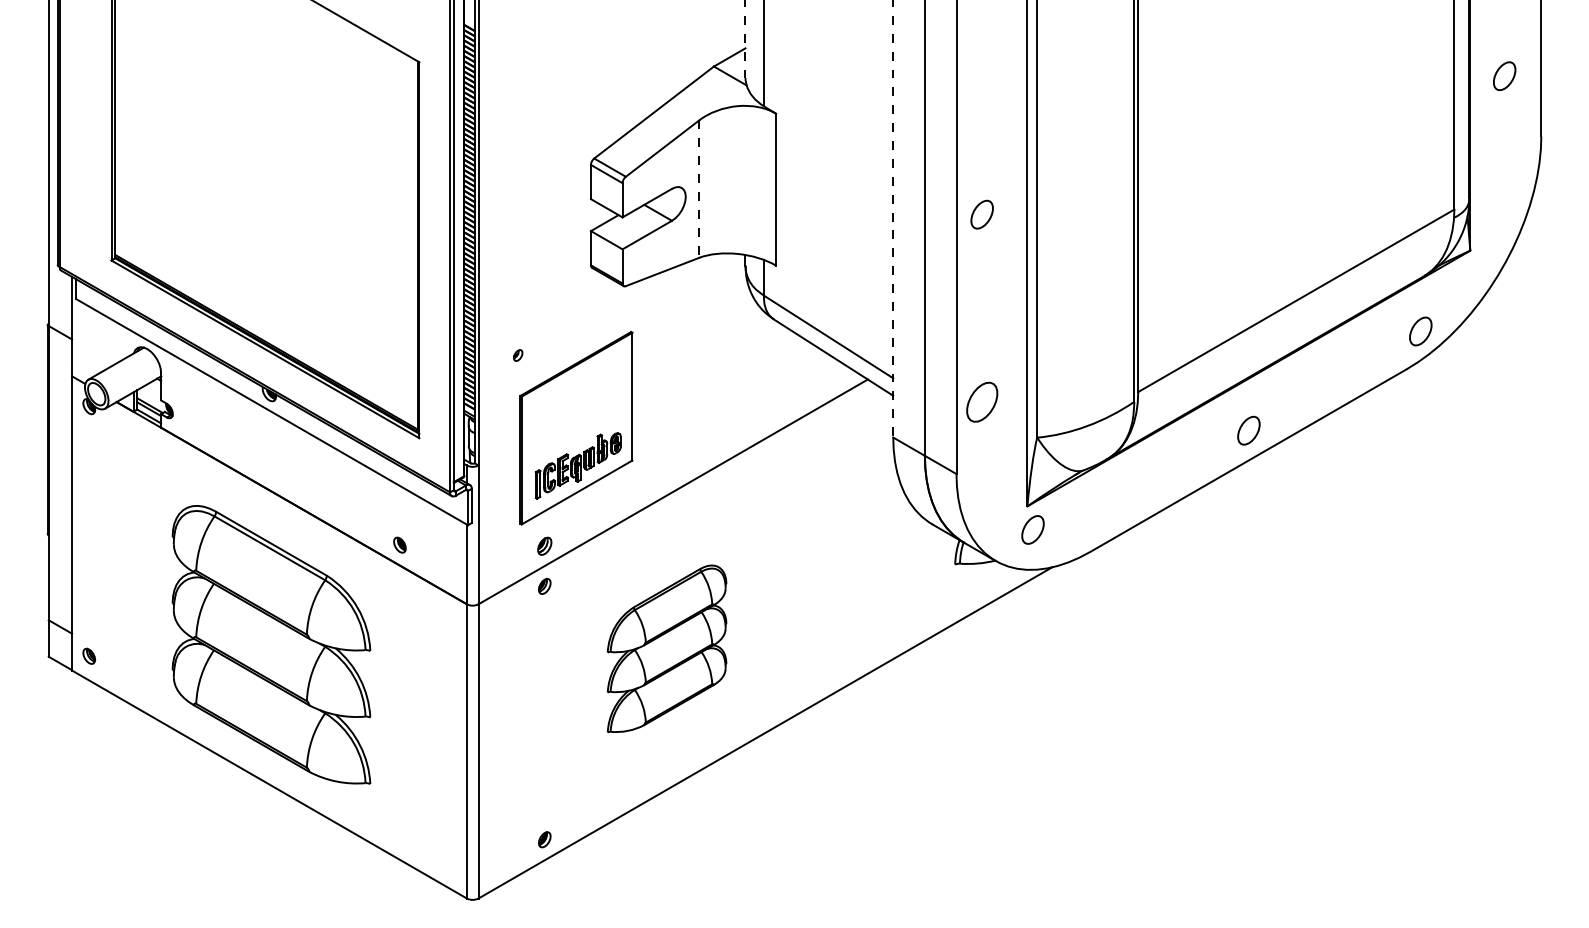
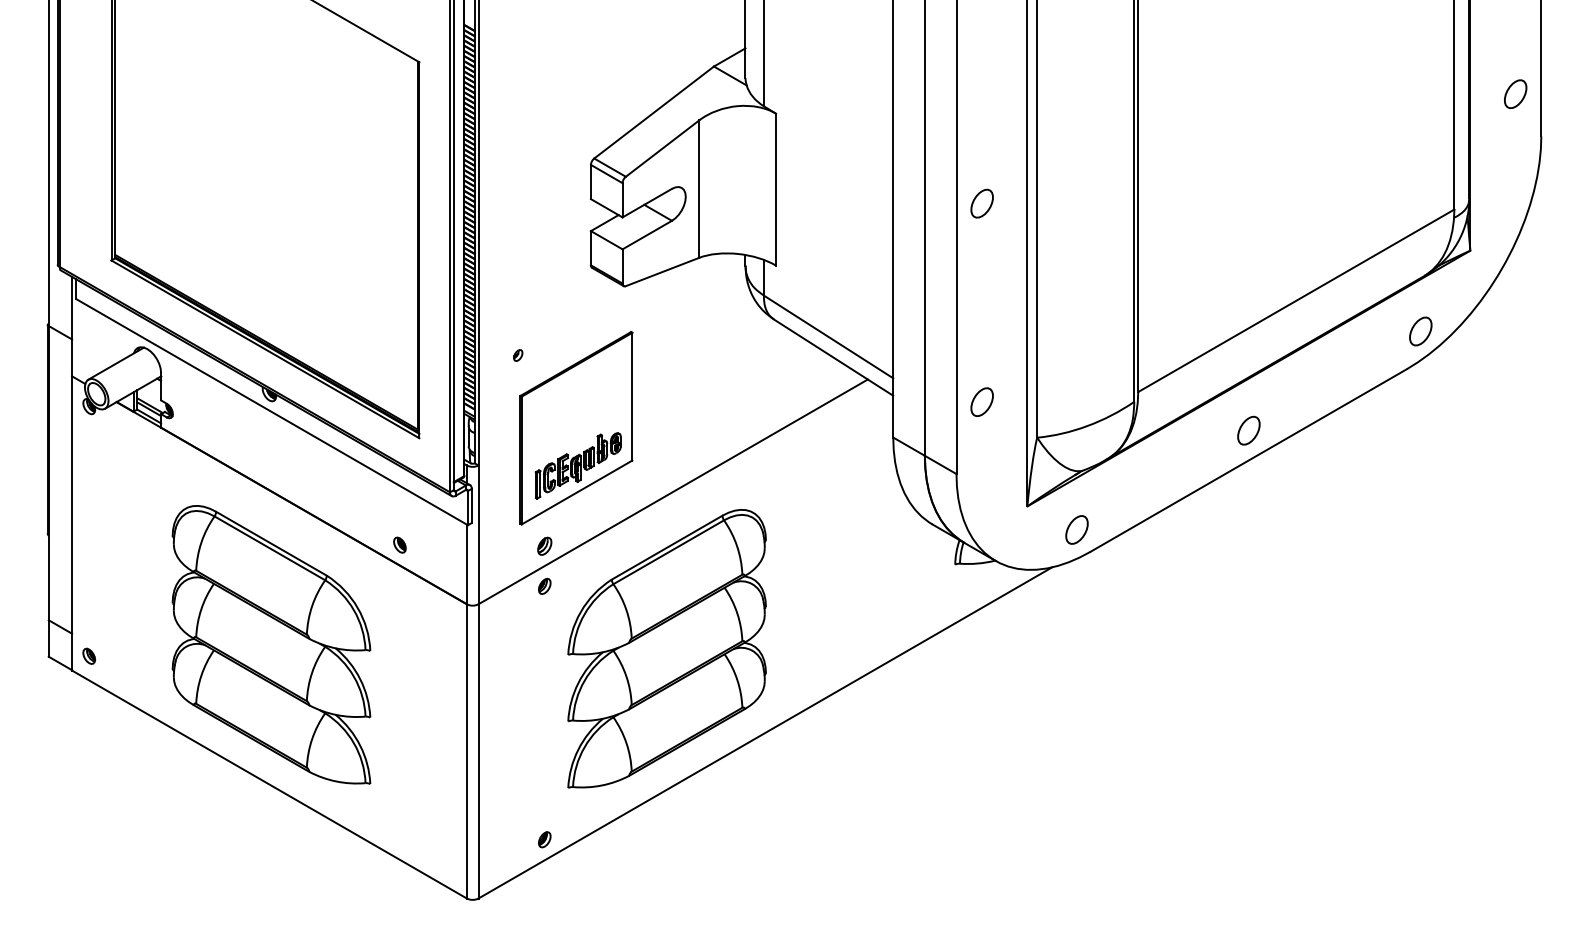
line: dashed -> solid (745, 39)
part position: (1504, 75) -> (1515, 93) (1515, 93)
line: dashed -> solid (699, 189)
part position: (981, 214) -> (981, 203) (981, 203)
line: dashed -> solid (893, 218)
part size: 33x42 px -> 24x30 px (981, 401)
part position: (1032, 529) -> (1076, 529) (1076, 529)
part size: 122x169 px -> 200x280 px (666, 648)
